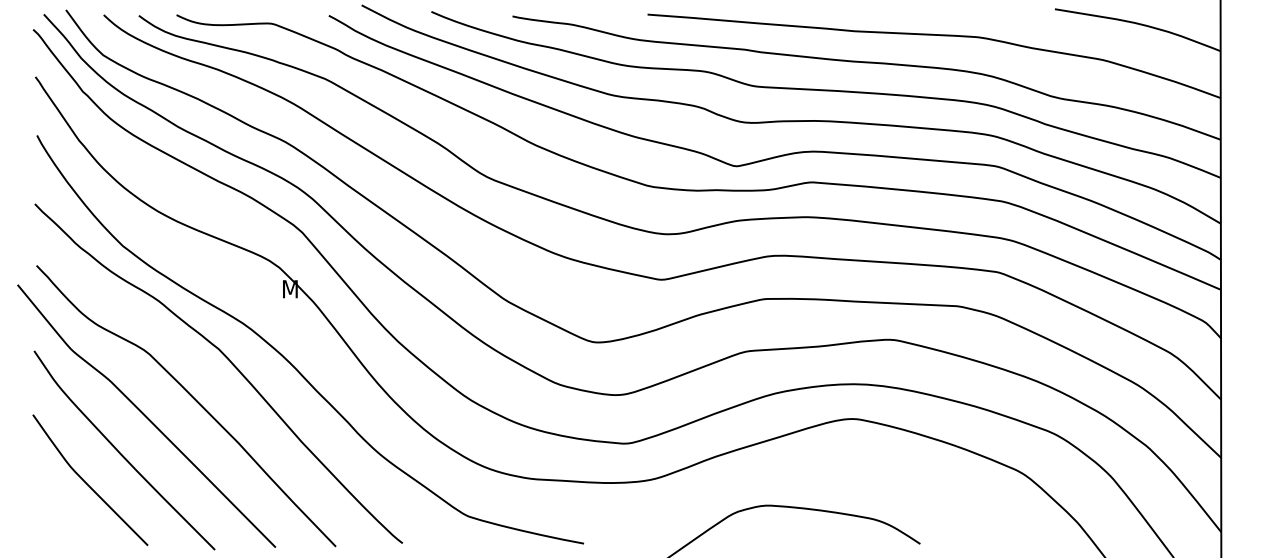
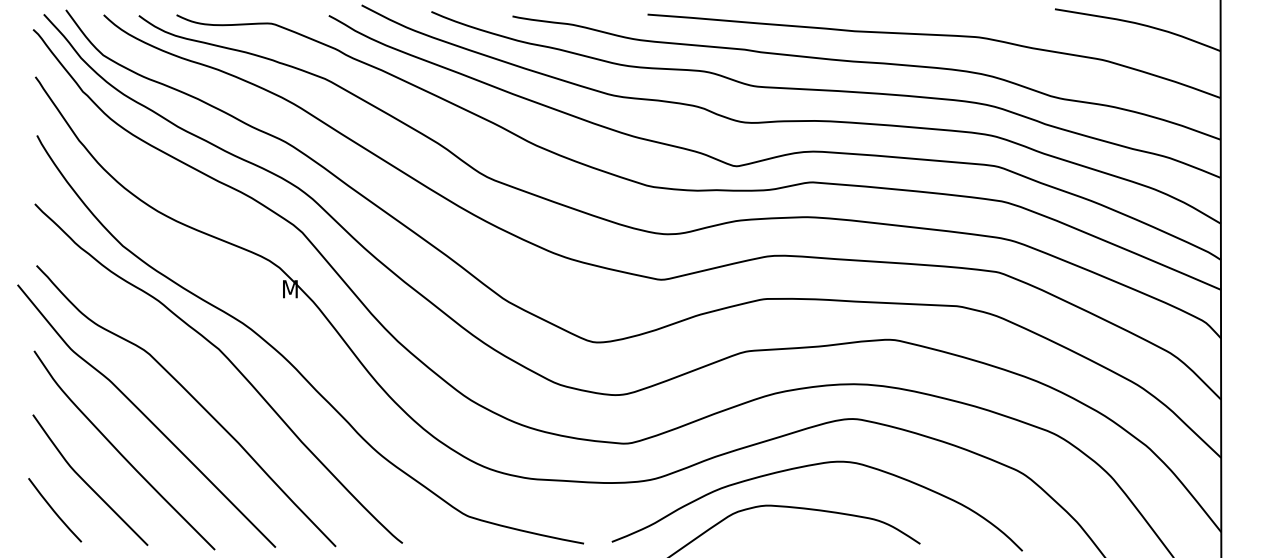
curve: none -> present (810, 466)
curve: none -> present (54, 510)
